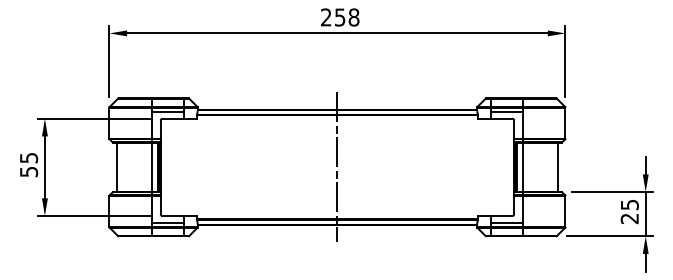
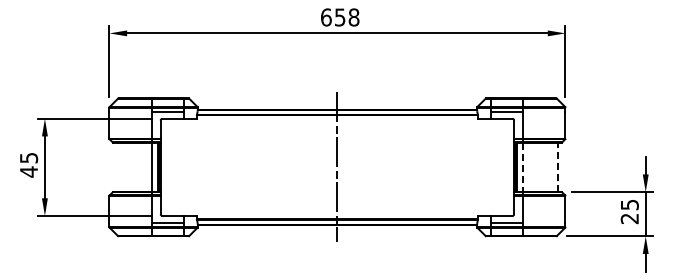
text: 258 -> 658 (326, 17)
line: present -> none (116, 167)
line: solid -> dashed (523, 167)
line: solid -> dashed (558, 167)
text: 55 -> 45 (29, 171)
